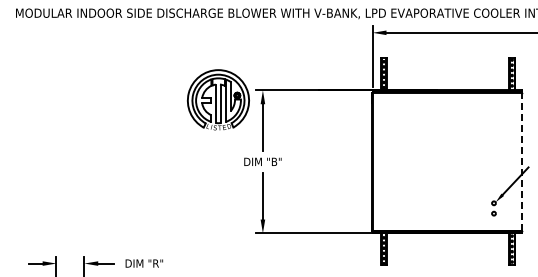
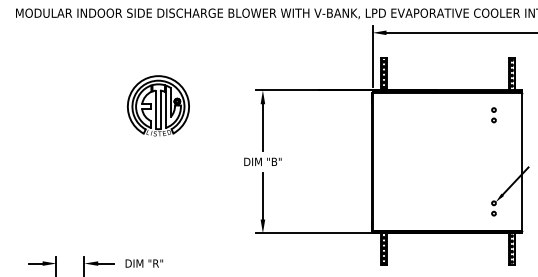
part position: (218, 99) -> (158, 105) (158, 105)
part: none -> present (493, 115)
line: dashed -> solid (521, 161)
